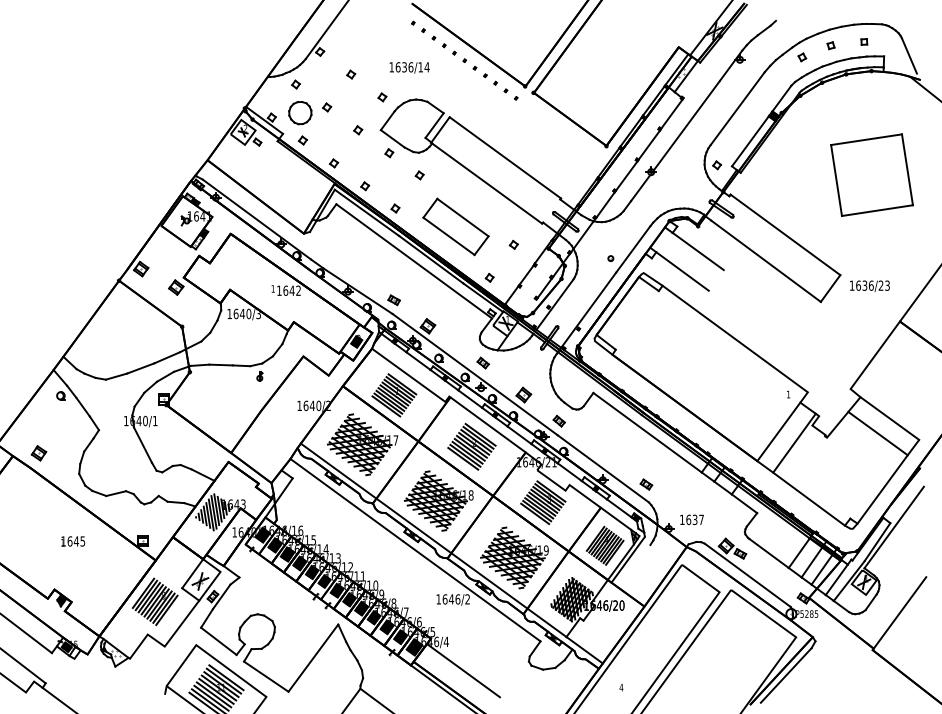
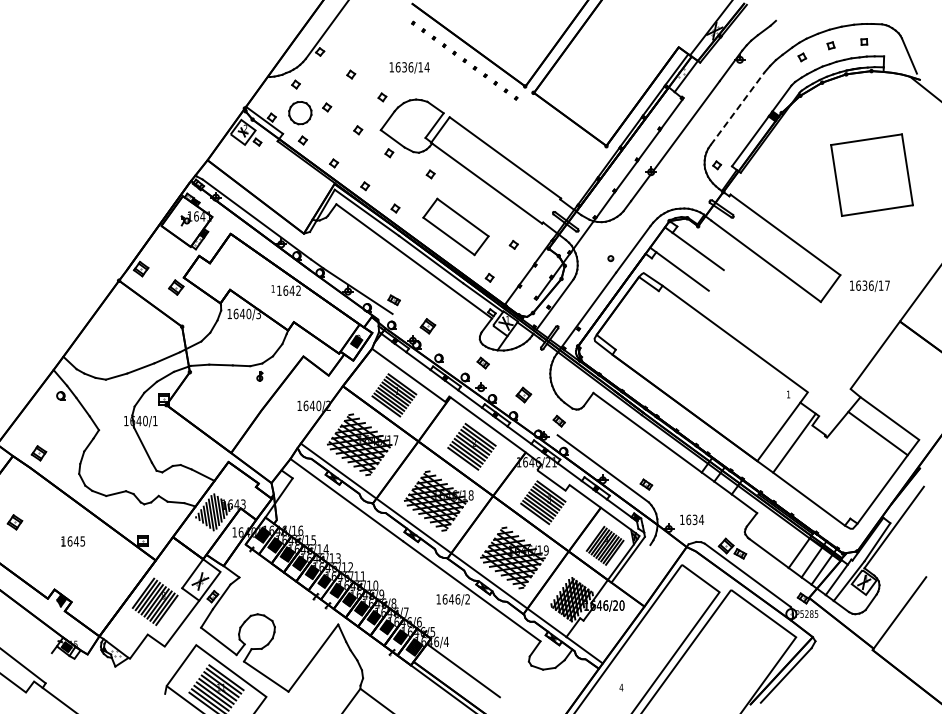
line: solid -> dashed (737, 108)
part position: (419, 175) -> (430, 174) (430, 174)
text: 1636/23 -> 1636/17 (883, 285)
line: present -> none (474, 374)
text: 1637 -> 1634 (701, 519)
part: none -> present (14, 522)
line: present -> none (26, 634)
